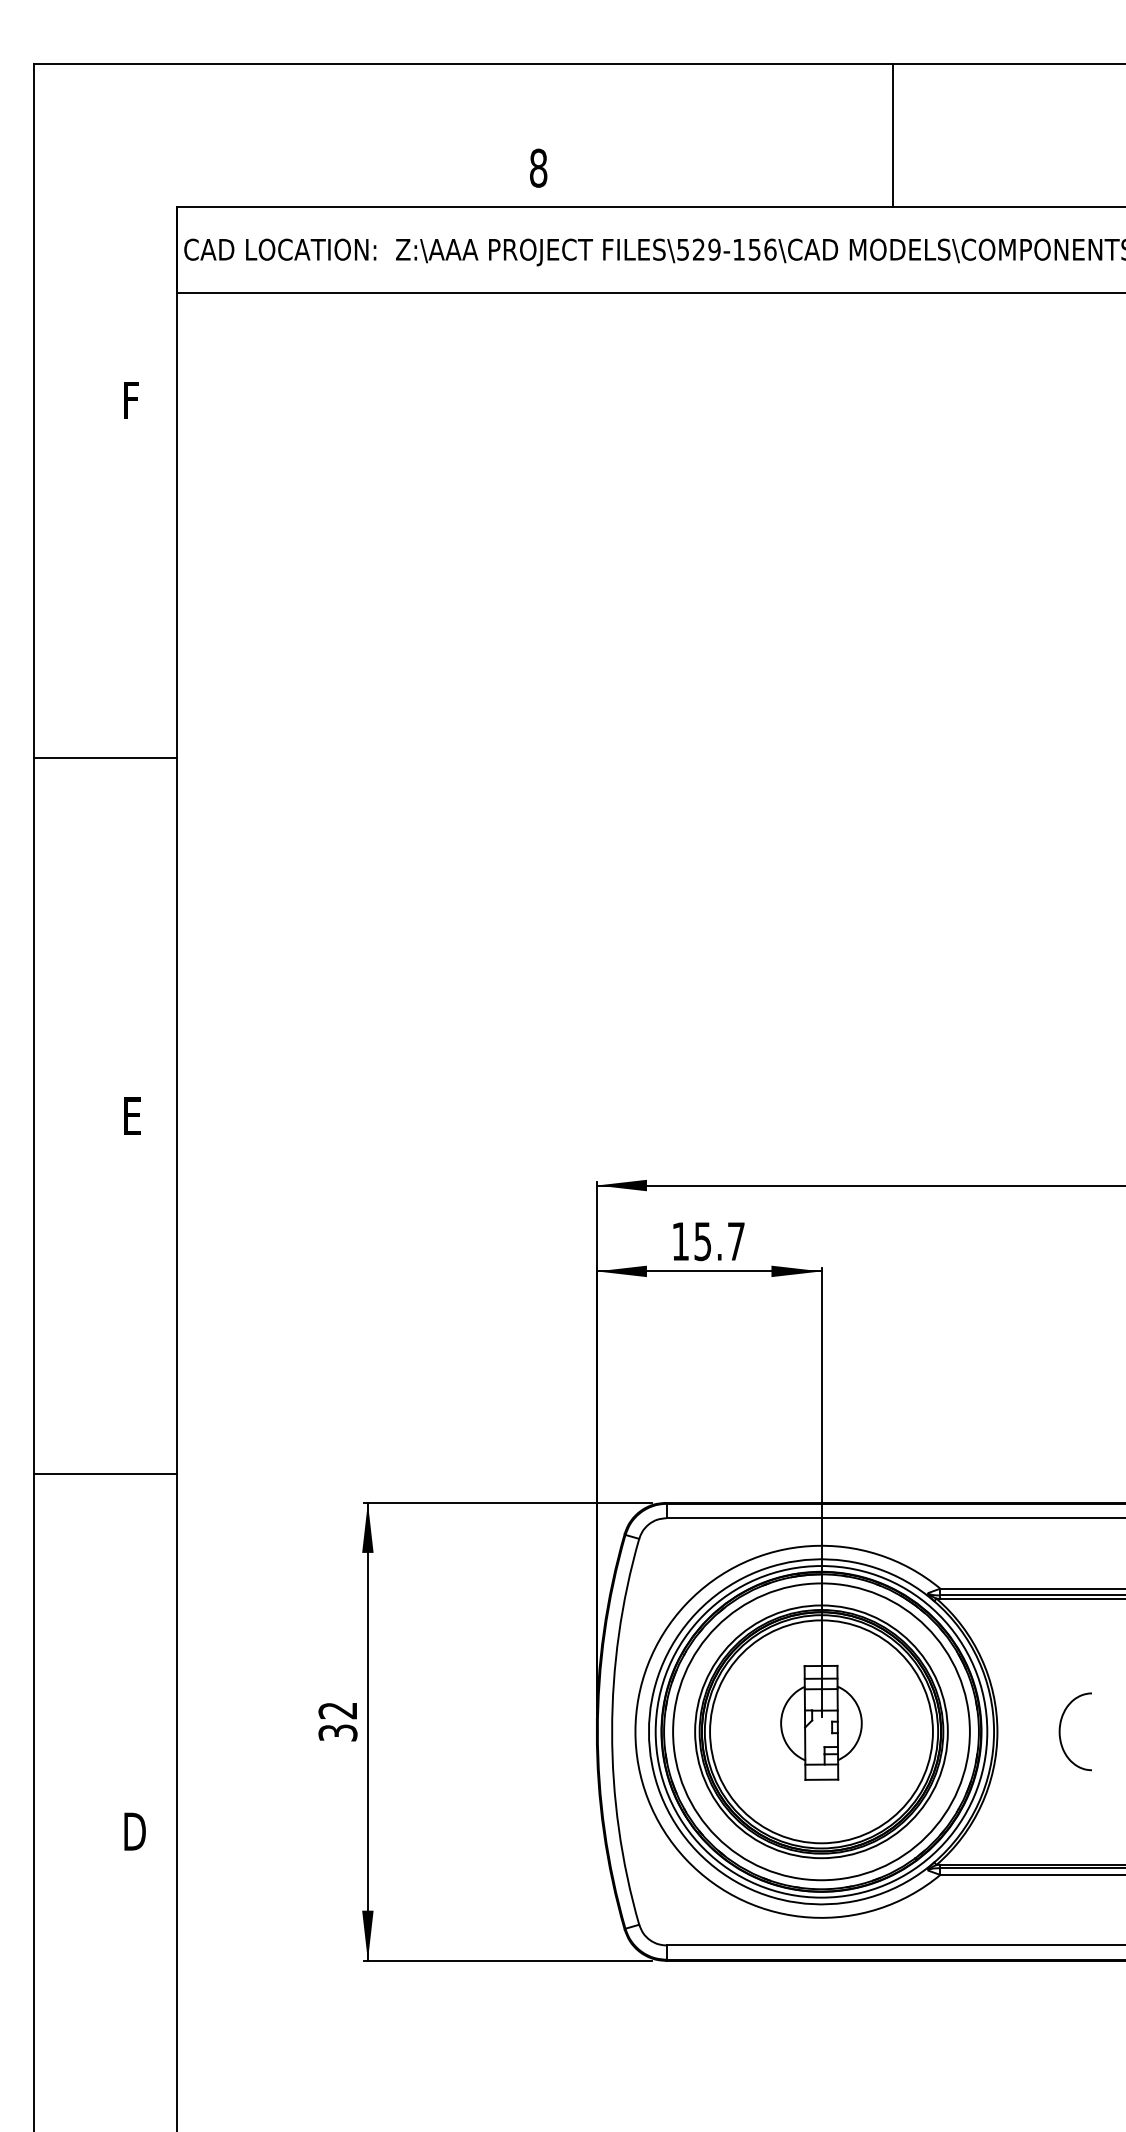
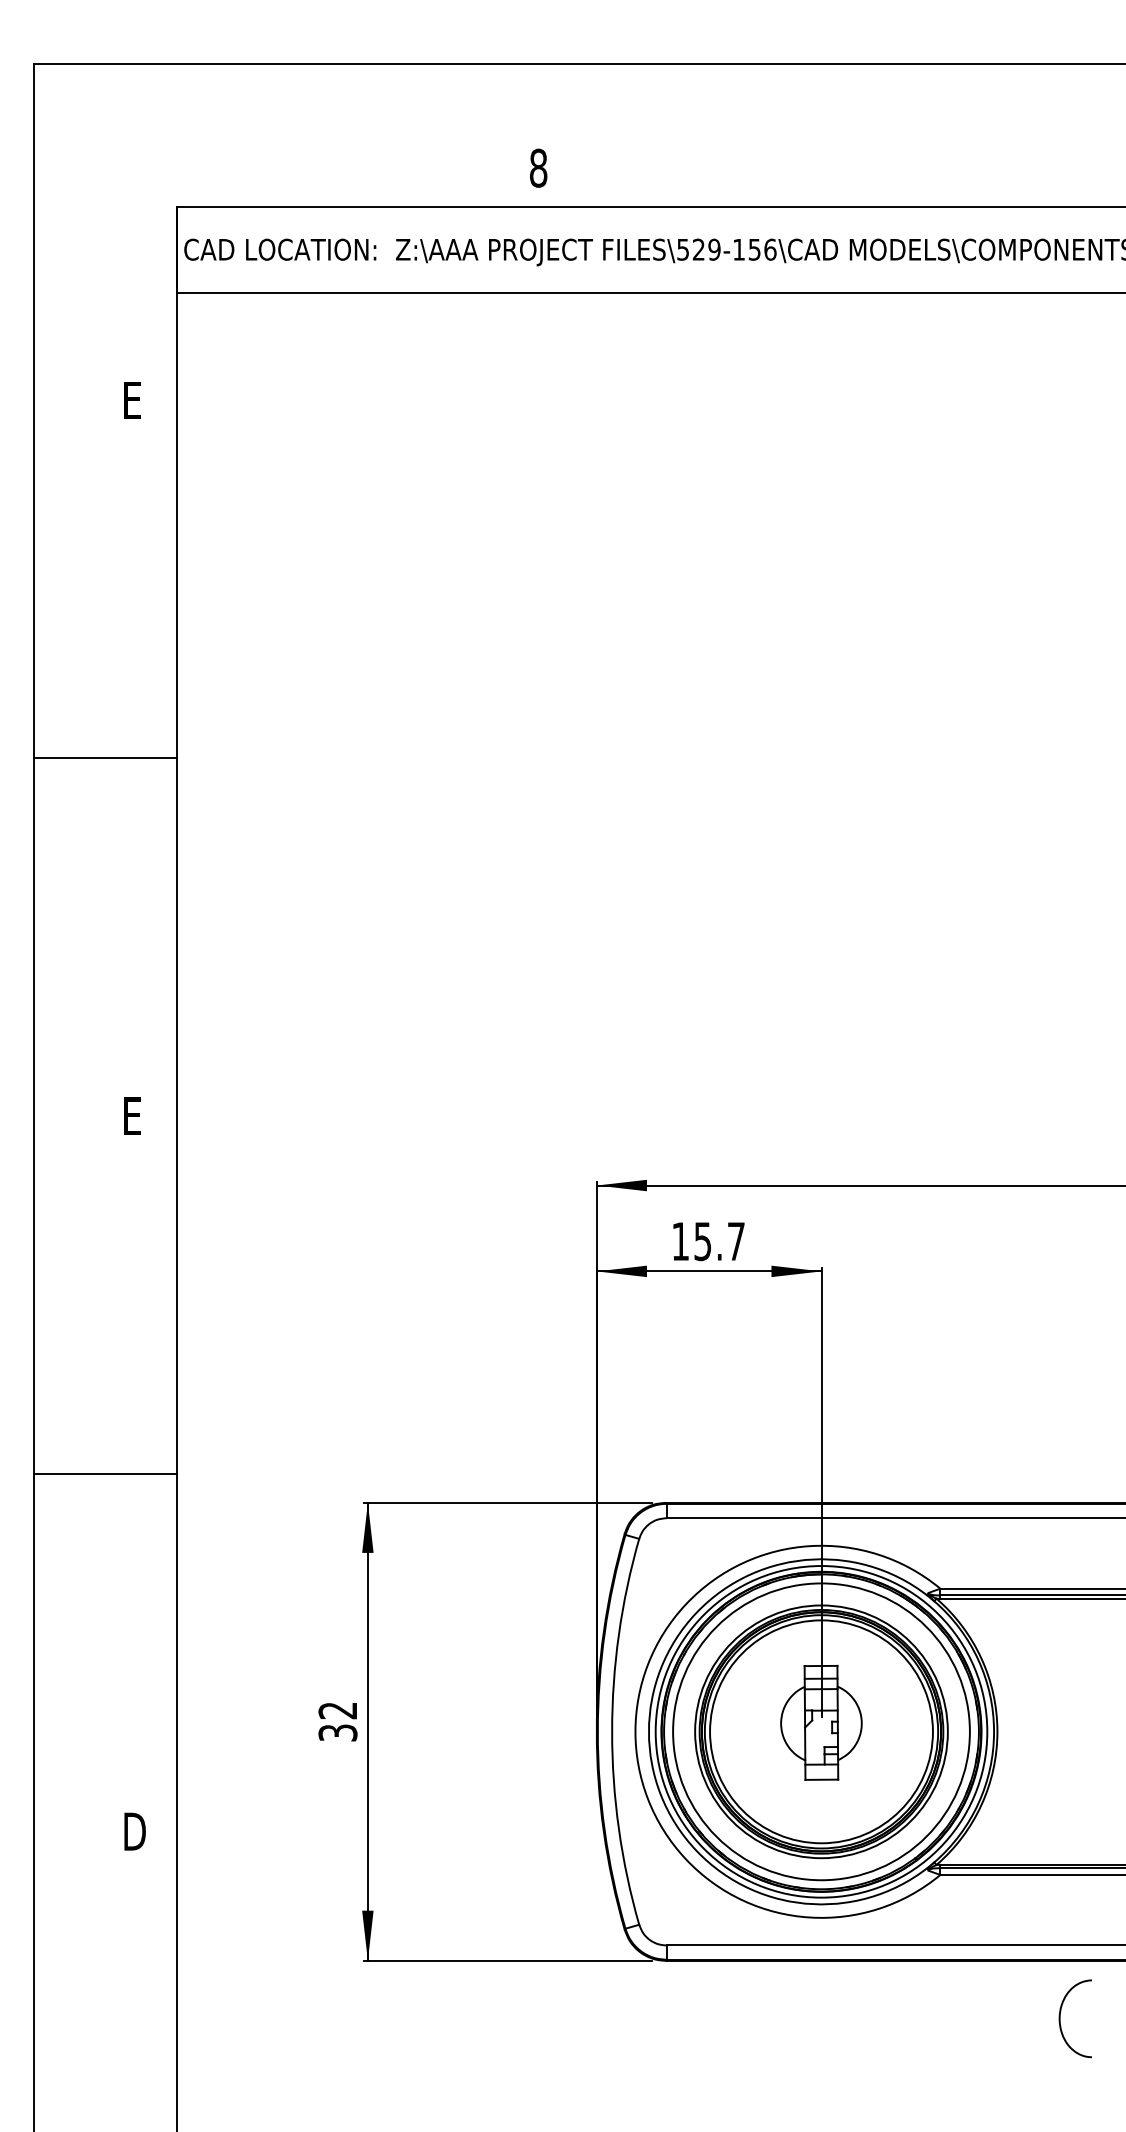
line: present -> none (892, 135)
text: F -> E (134, 400)
curve position: (1060, 1731) -> (1060, 2018) (1060, 2018)
